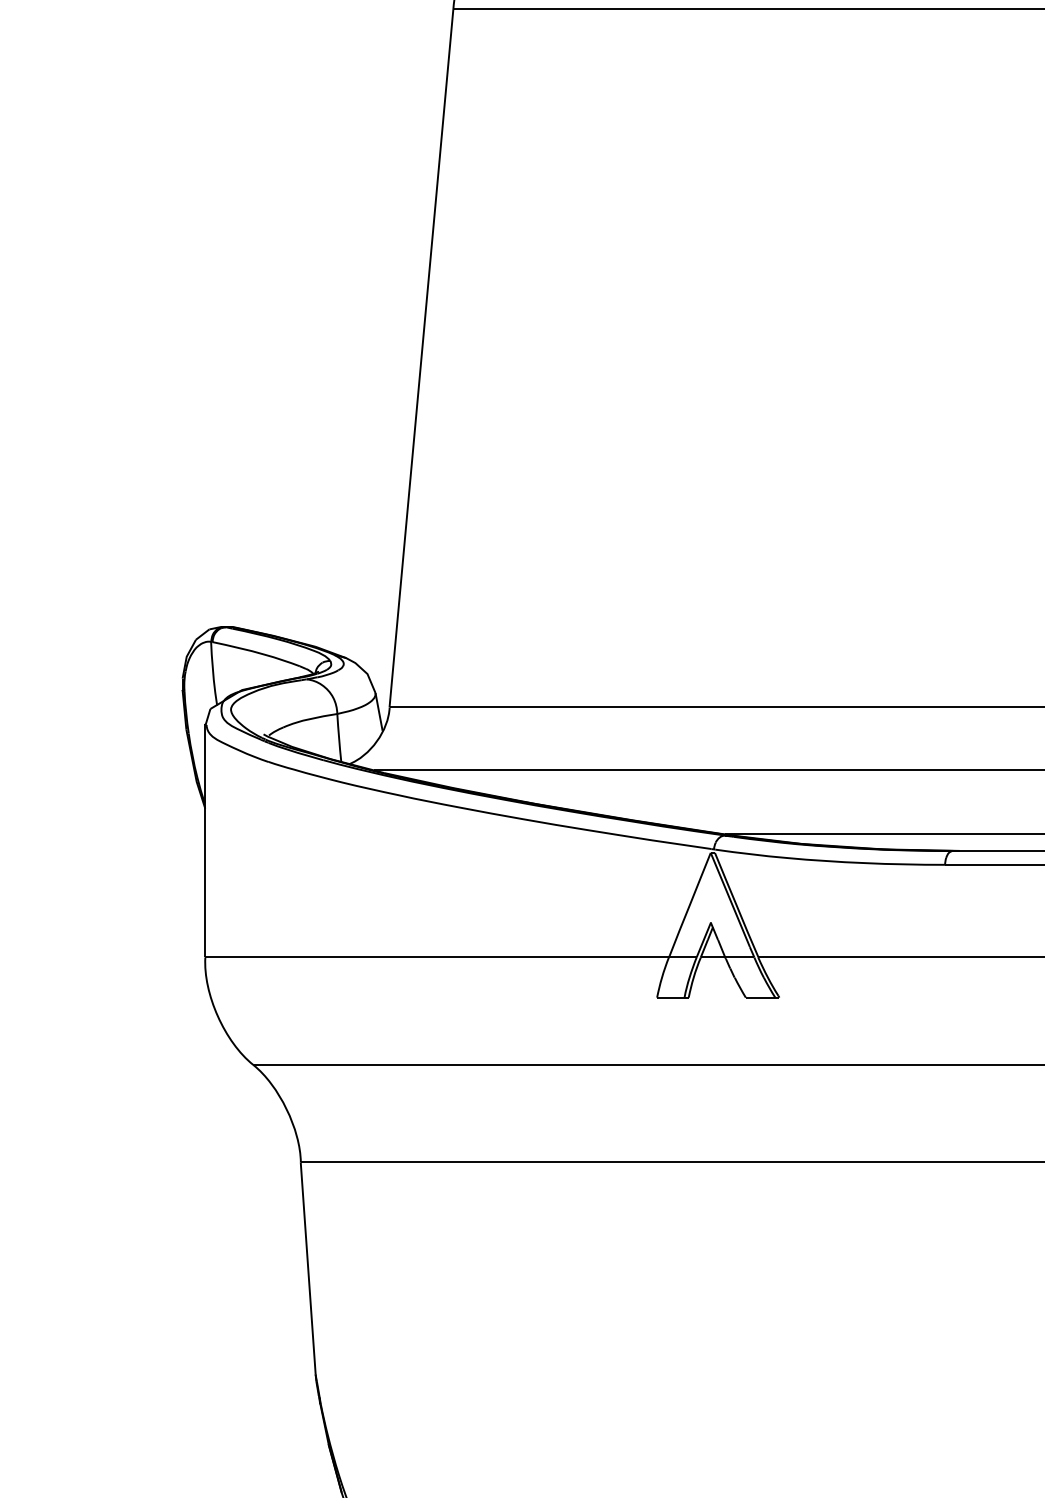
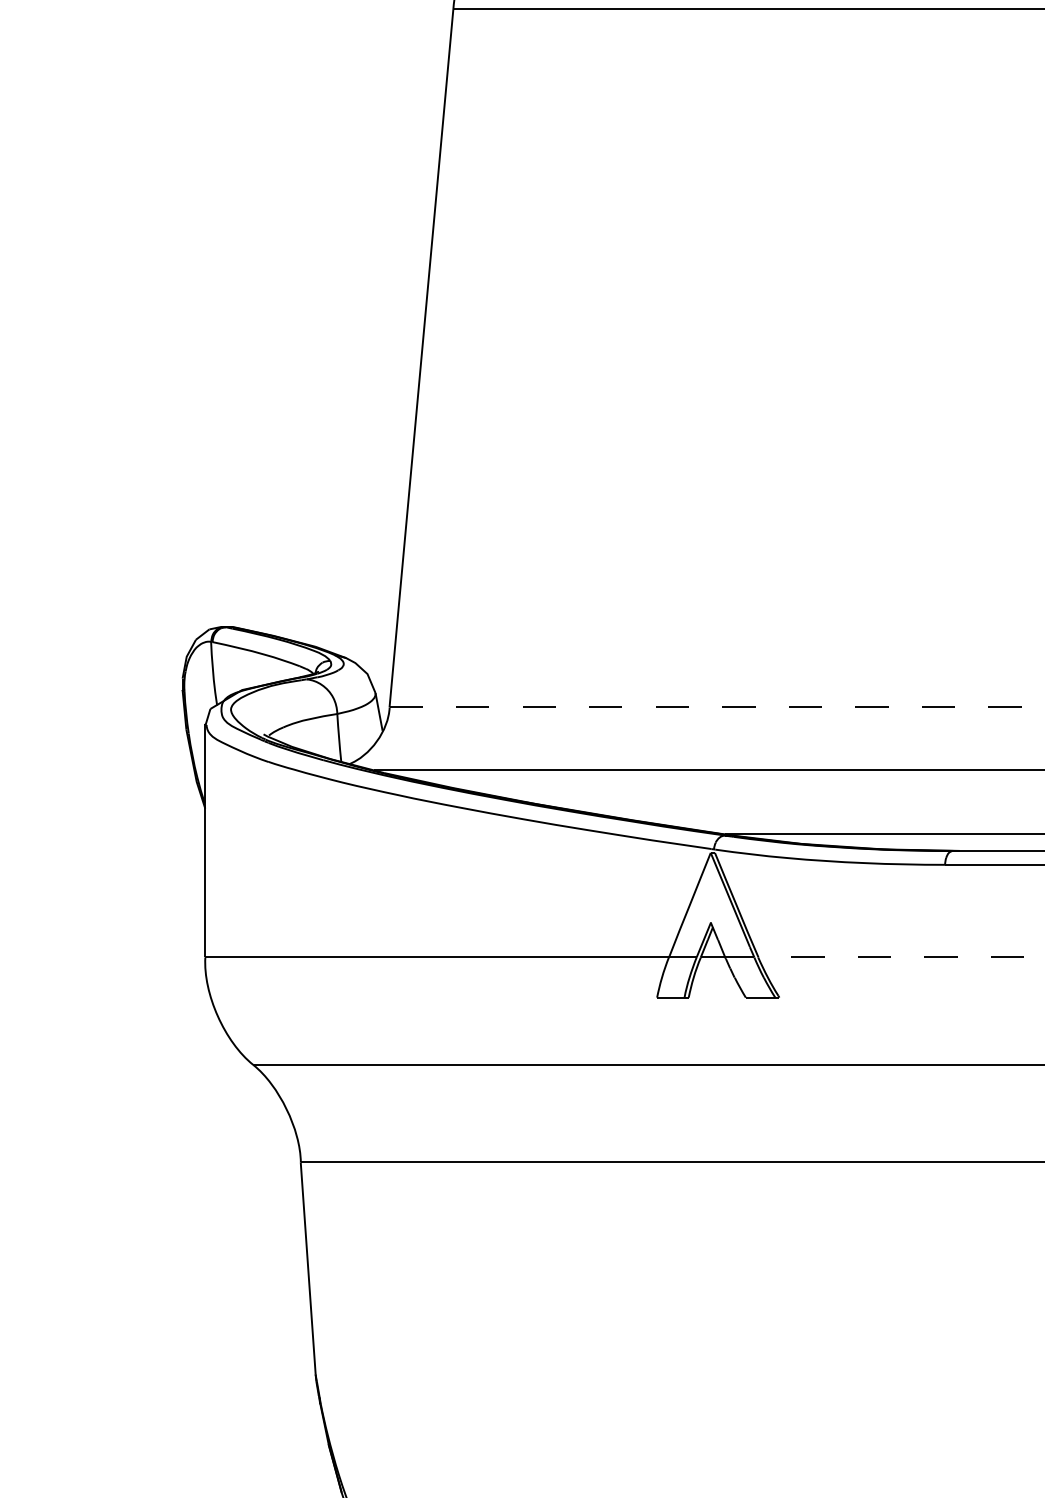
line: solid -> dashed (717, 707)
line: solid -> dashed (901, 957)
